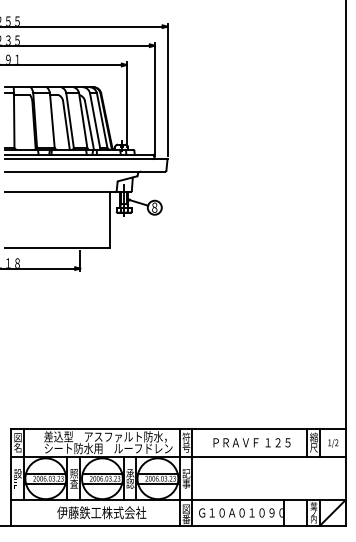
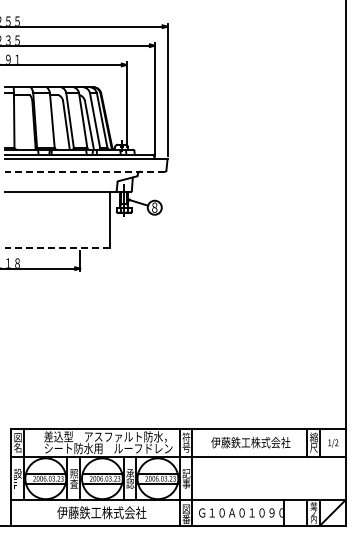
line: solid -> dashed (84, 171)
line: solid -> dashed (57, 248)
text: ＰＲＡＶＦ １２５ -> 伊藤鉄工株式会社 (250, 442)
